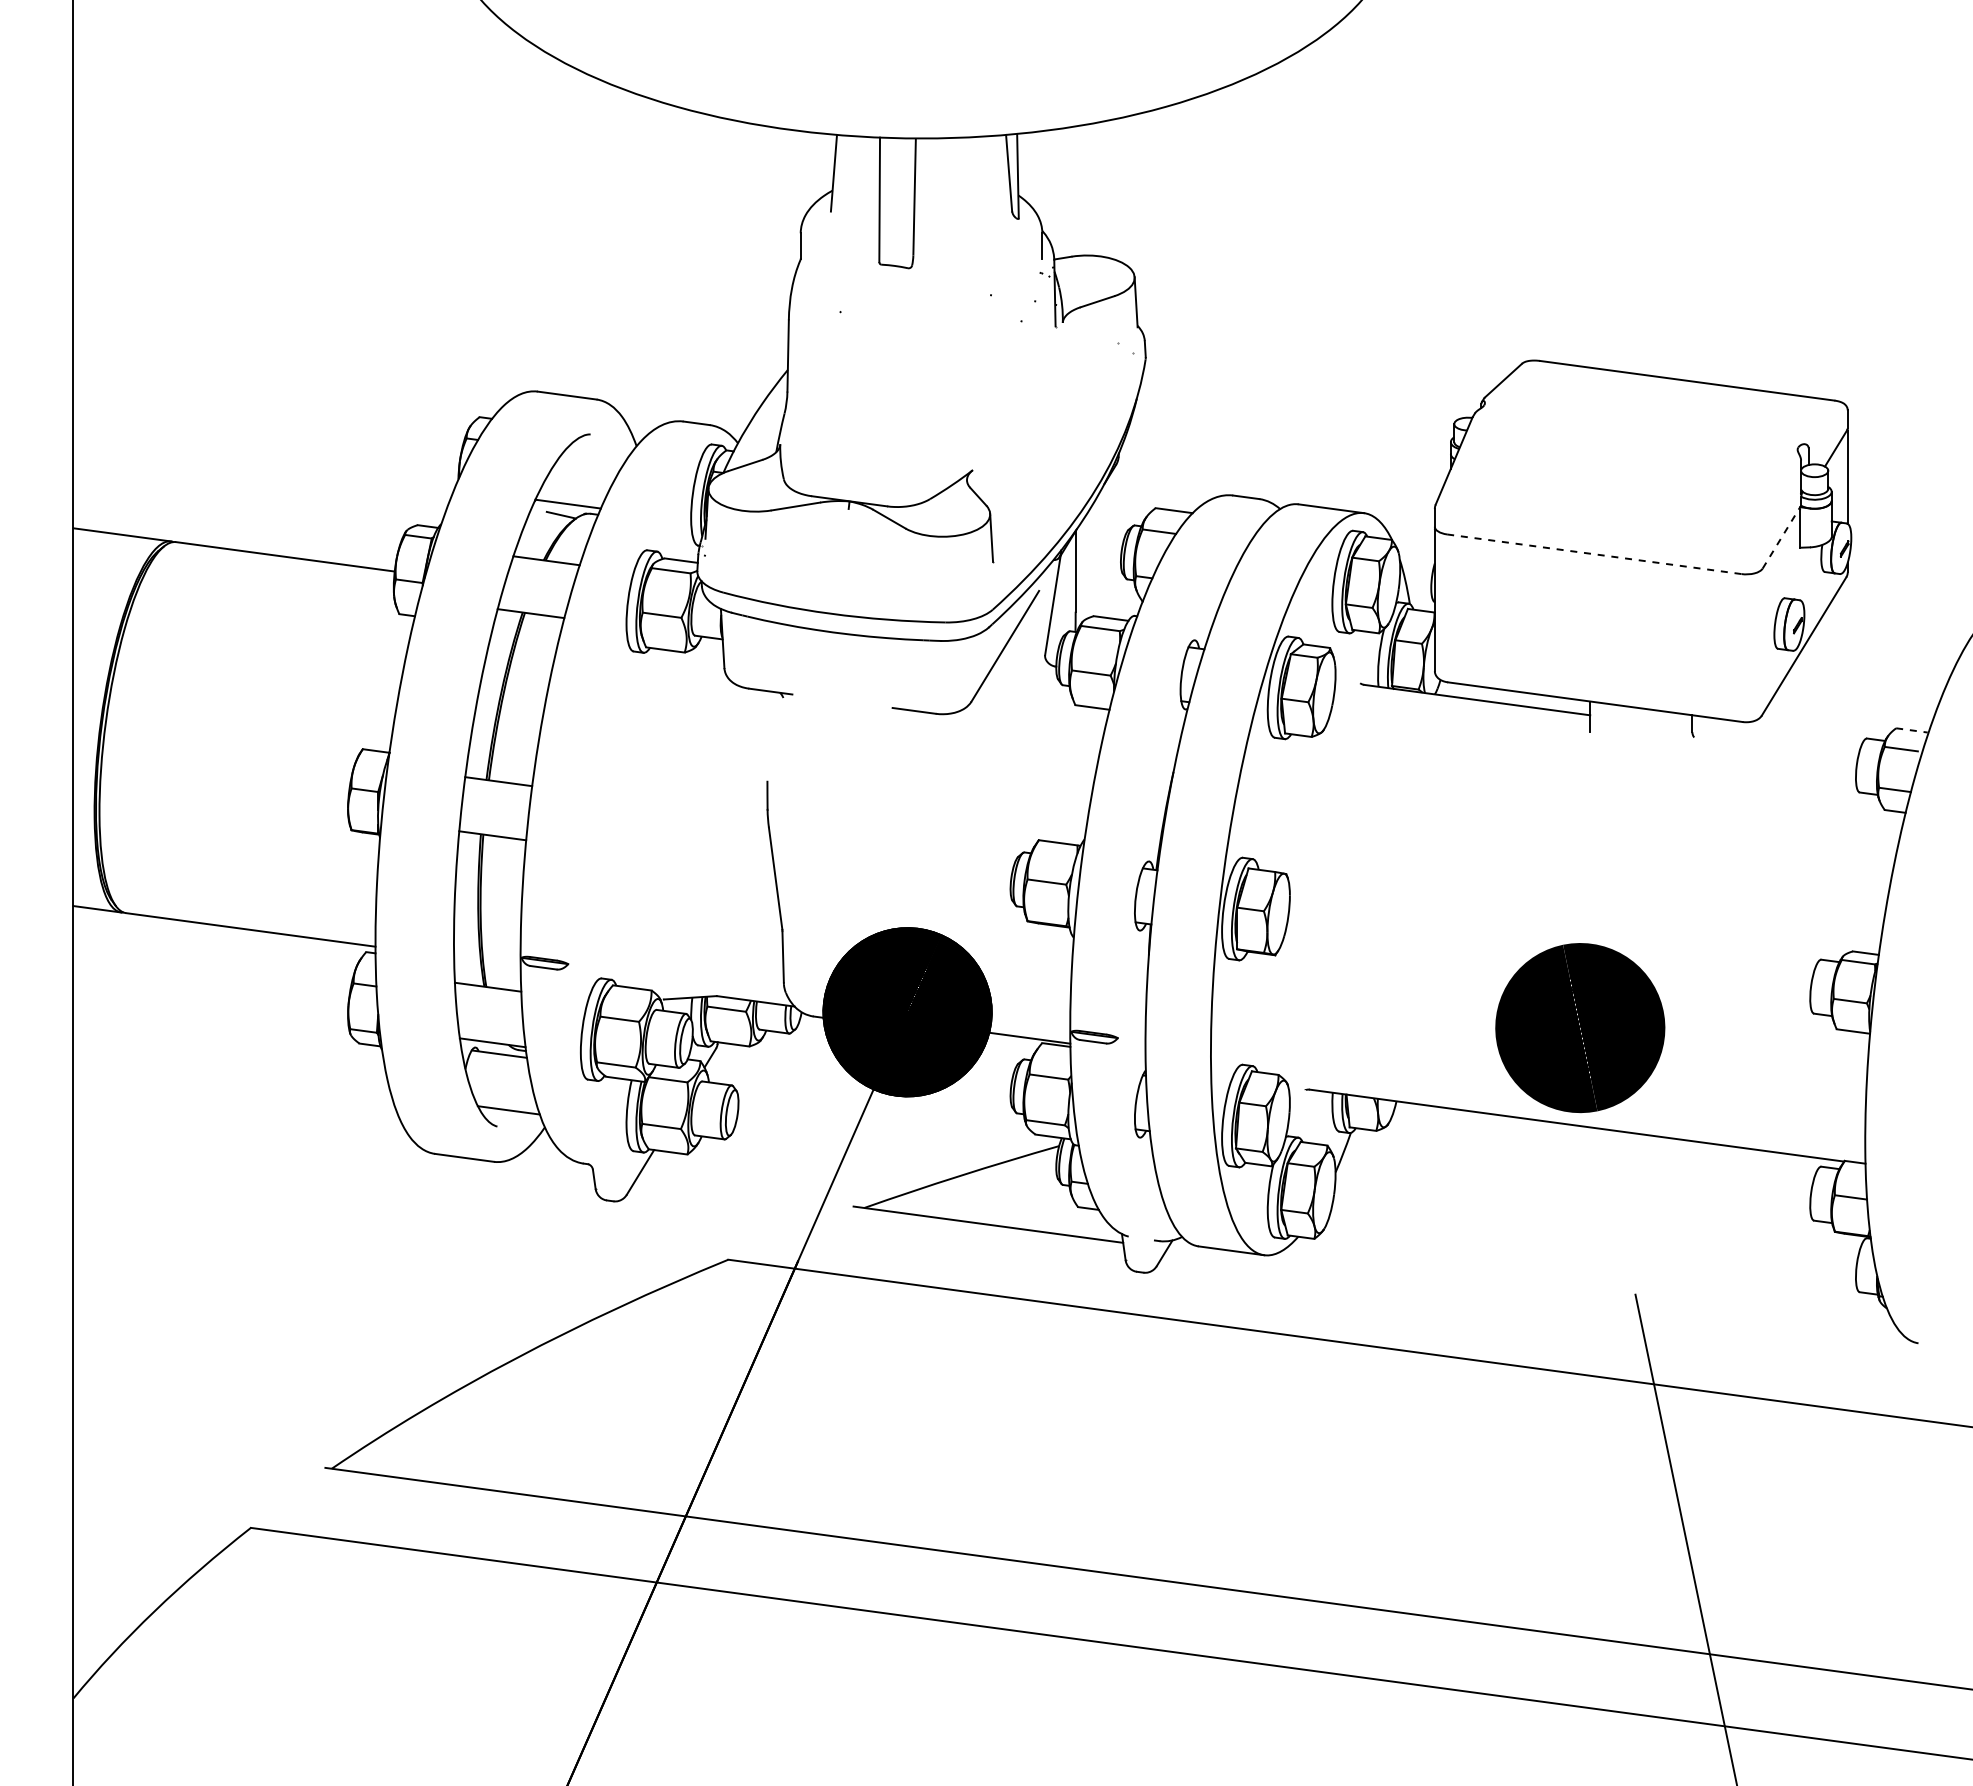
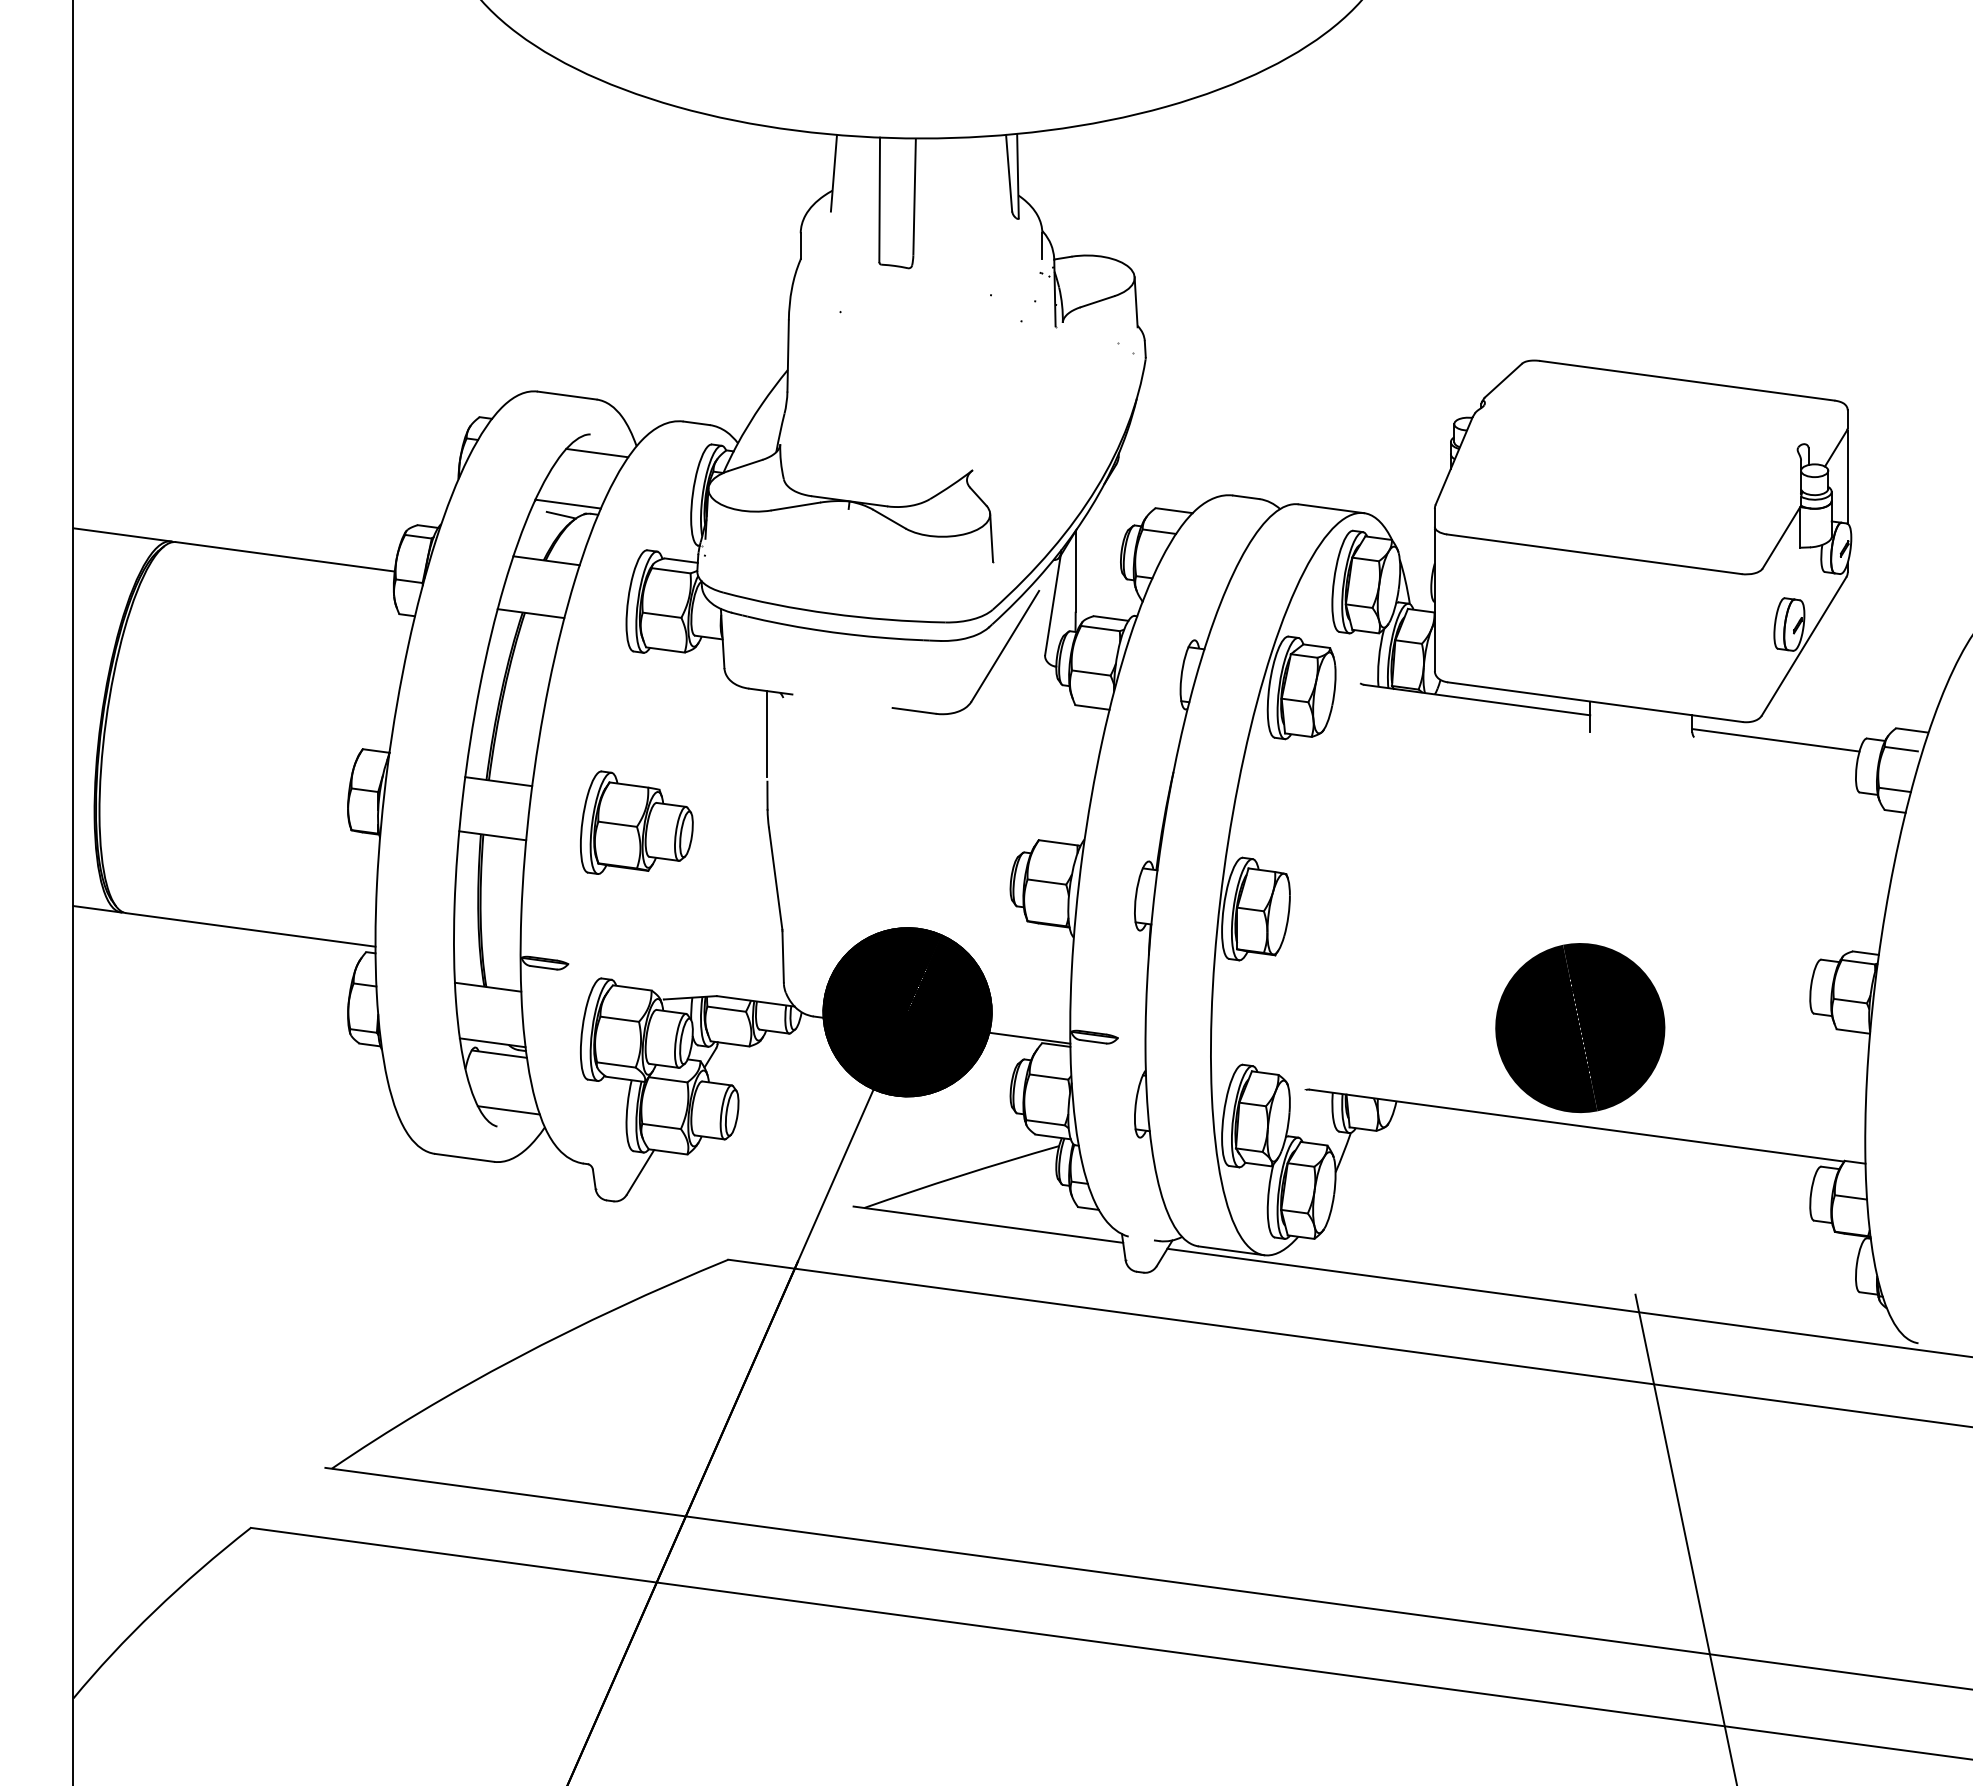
line: none -> present (597, 452)
line: dashed -> solid (1781, 537)
line: dashed -> solid (1594, 554)
line: dashed -> solid (1911, 730)
line: none -> present (767, 734)
line: none -> present (1775, 740)
part: none -> present (636, 822)
line: none -> present (1568, 1302)
